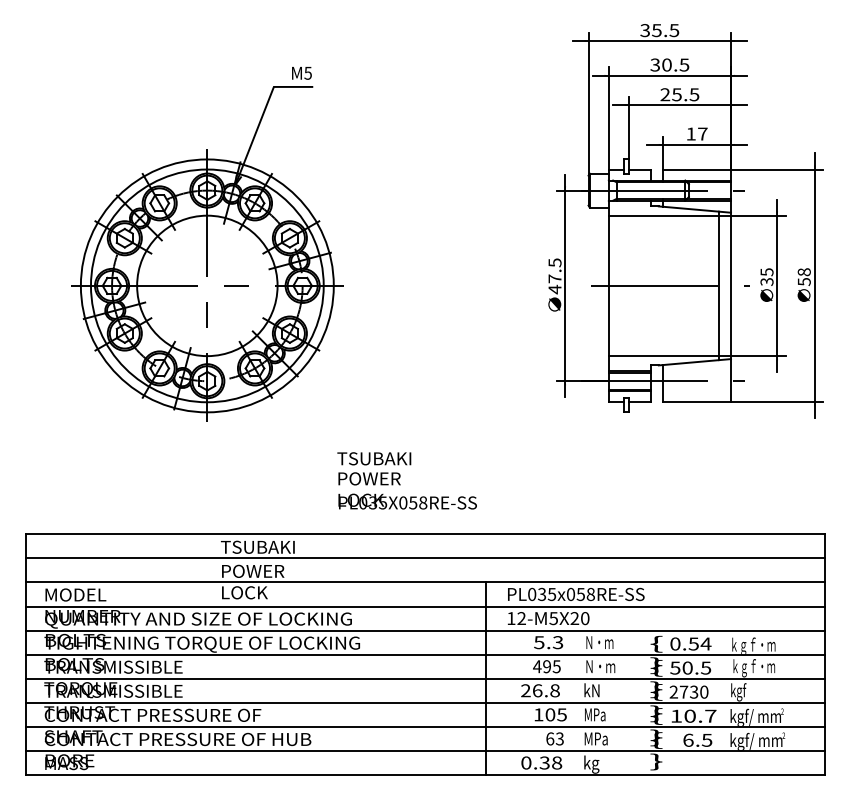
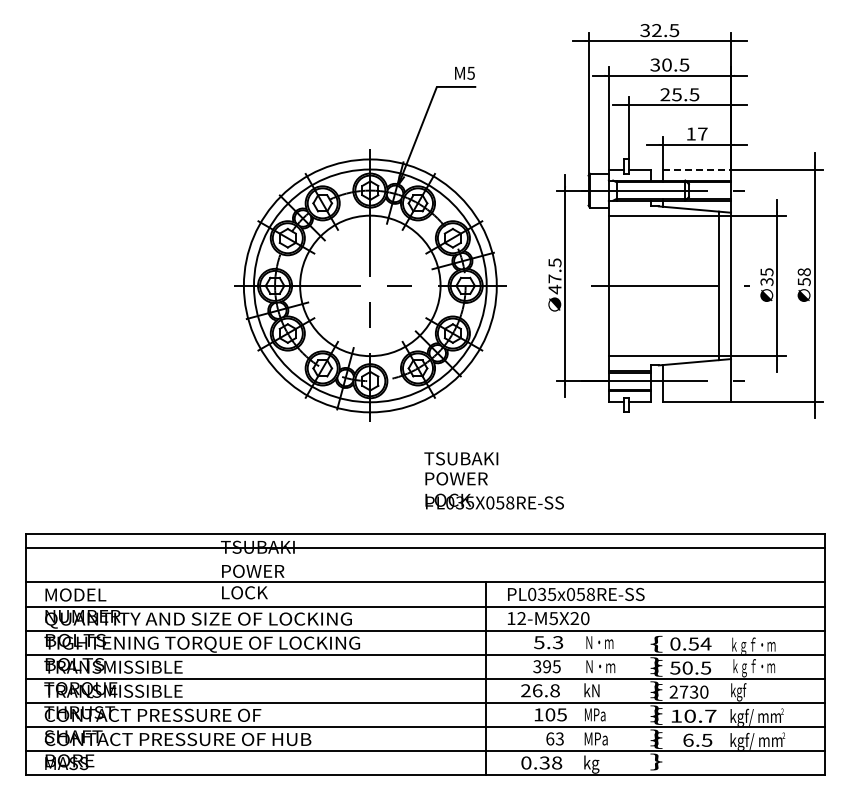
text: 35.5 -> 32.5 (656, 30)
line: solid -> dashed (697, 169)
part position: (207, 244) -> (370, 244) (370, 244)
text position: (406, 480) -> (493, 480) (493, 480)
line position: (424, 558) -> (424, 548) (424, 548)
text: 495 -> 395 (537, 666)
